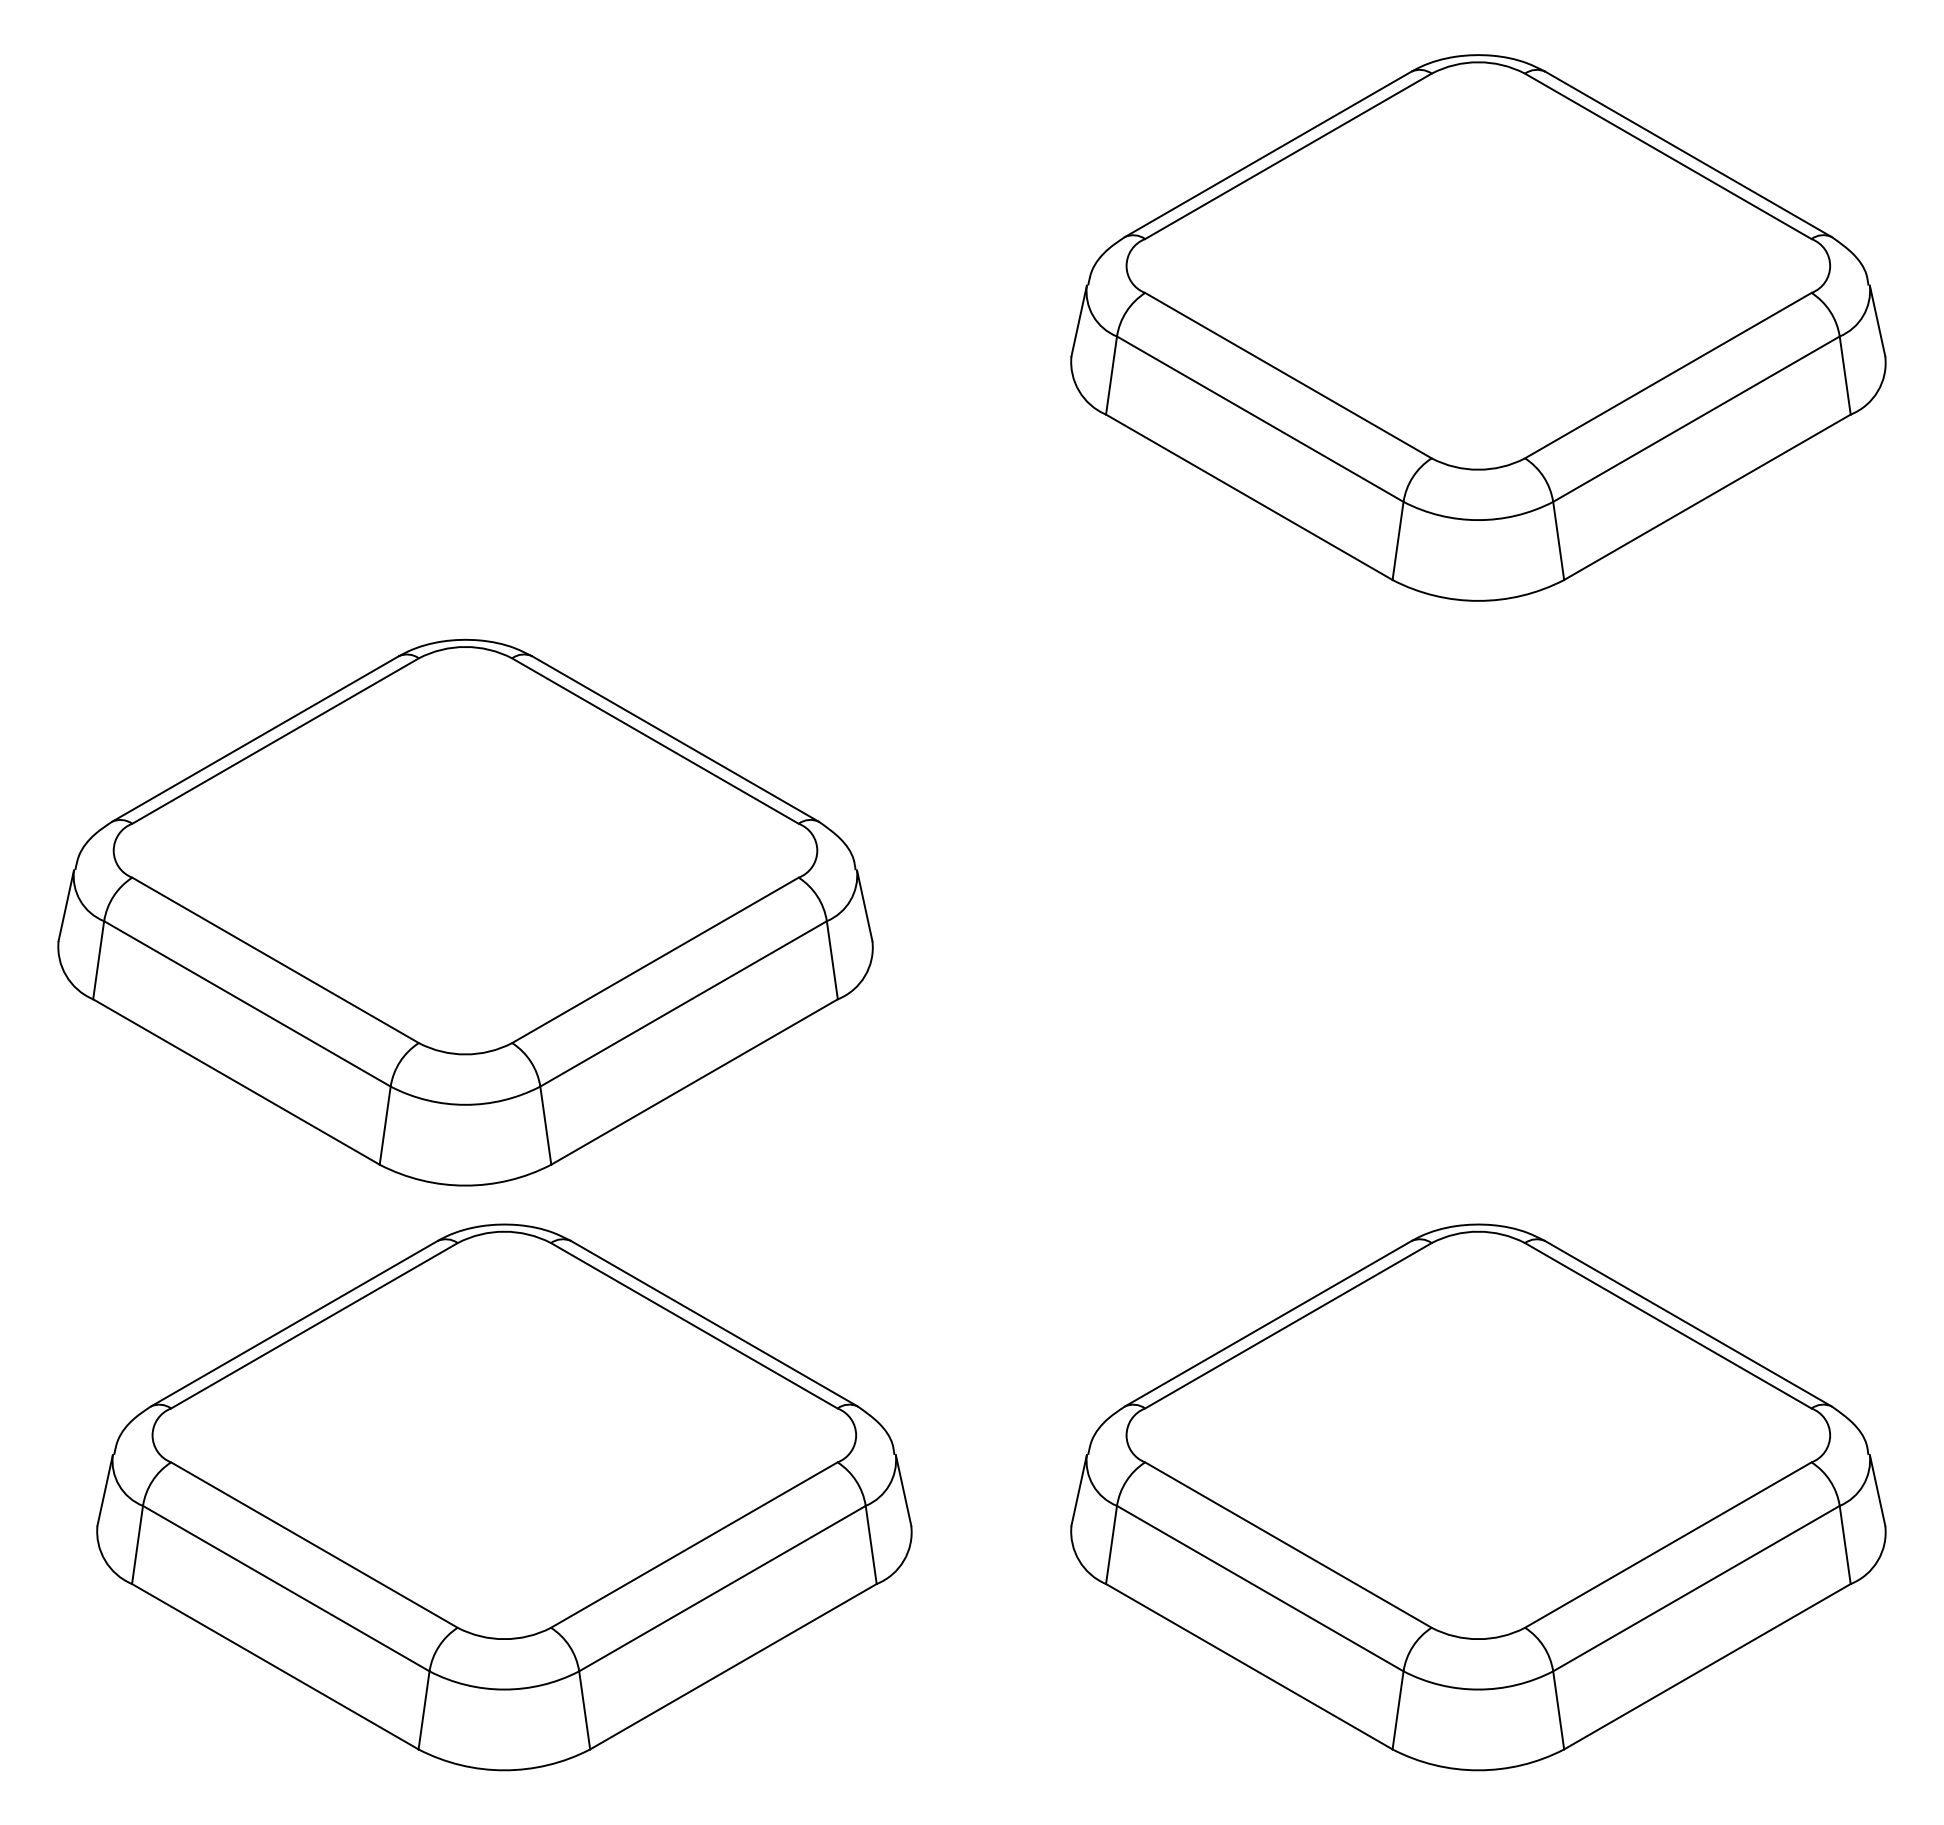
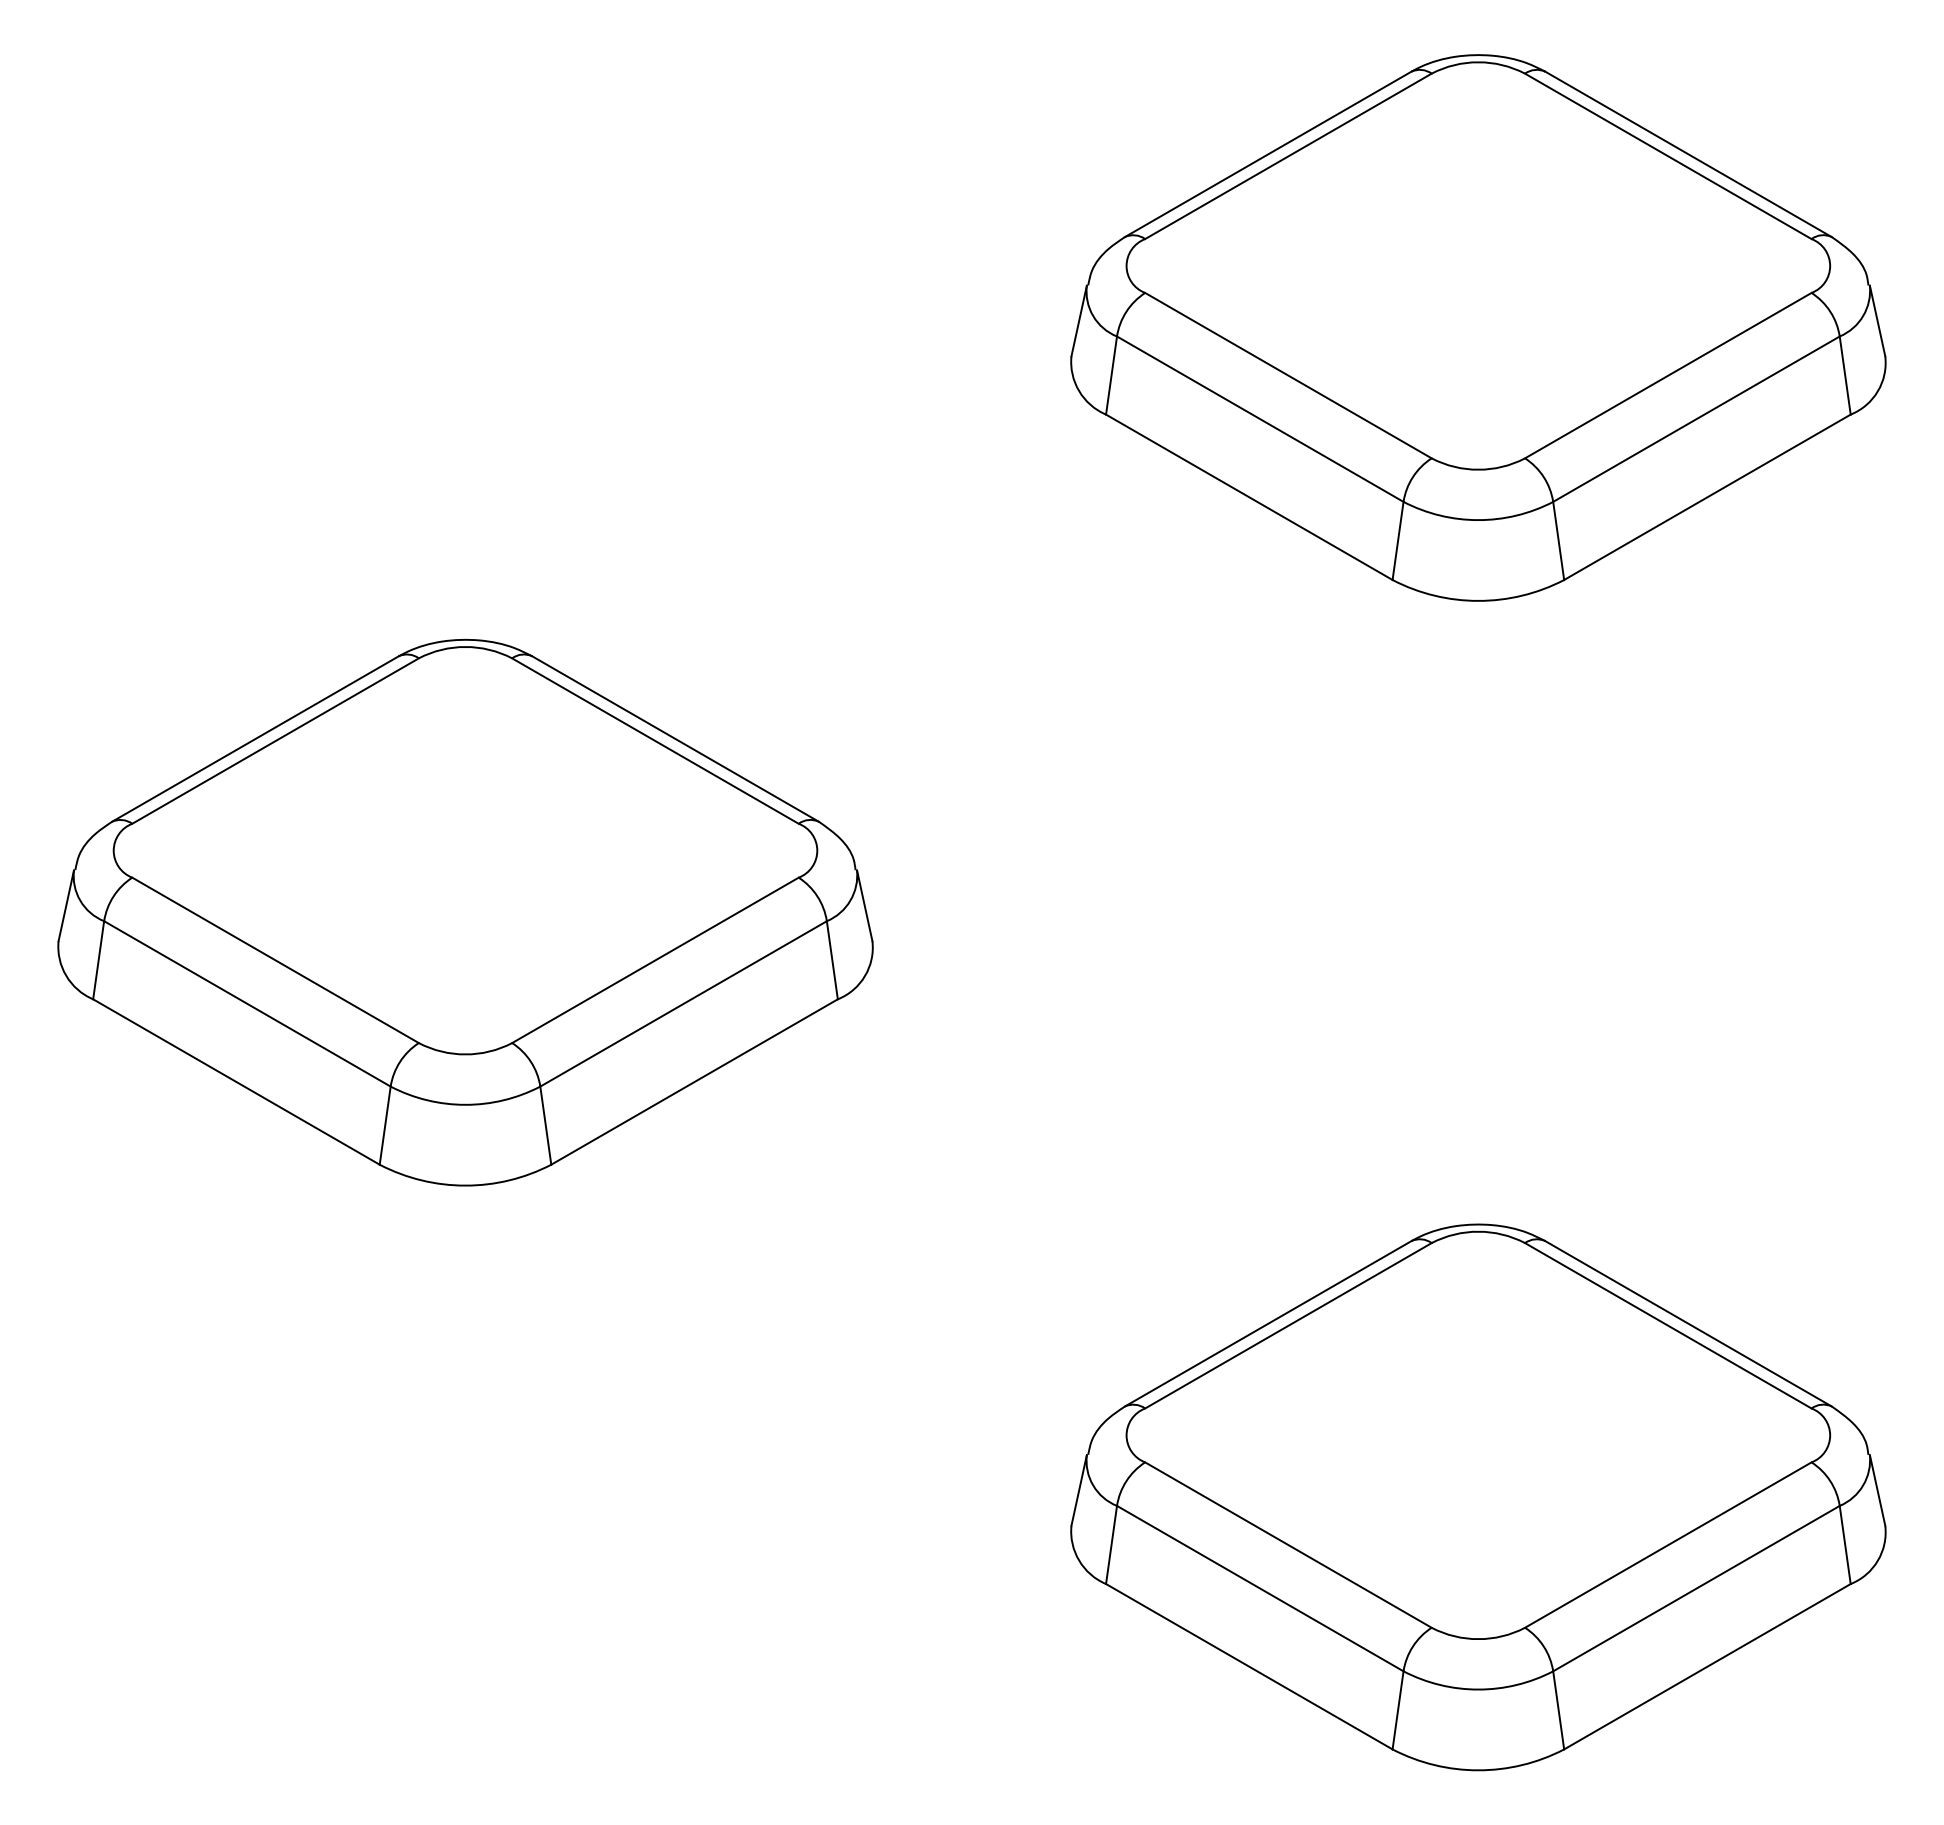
part: present -> none (504, 1497)
